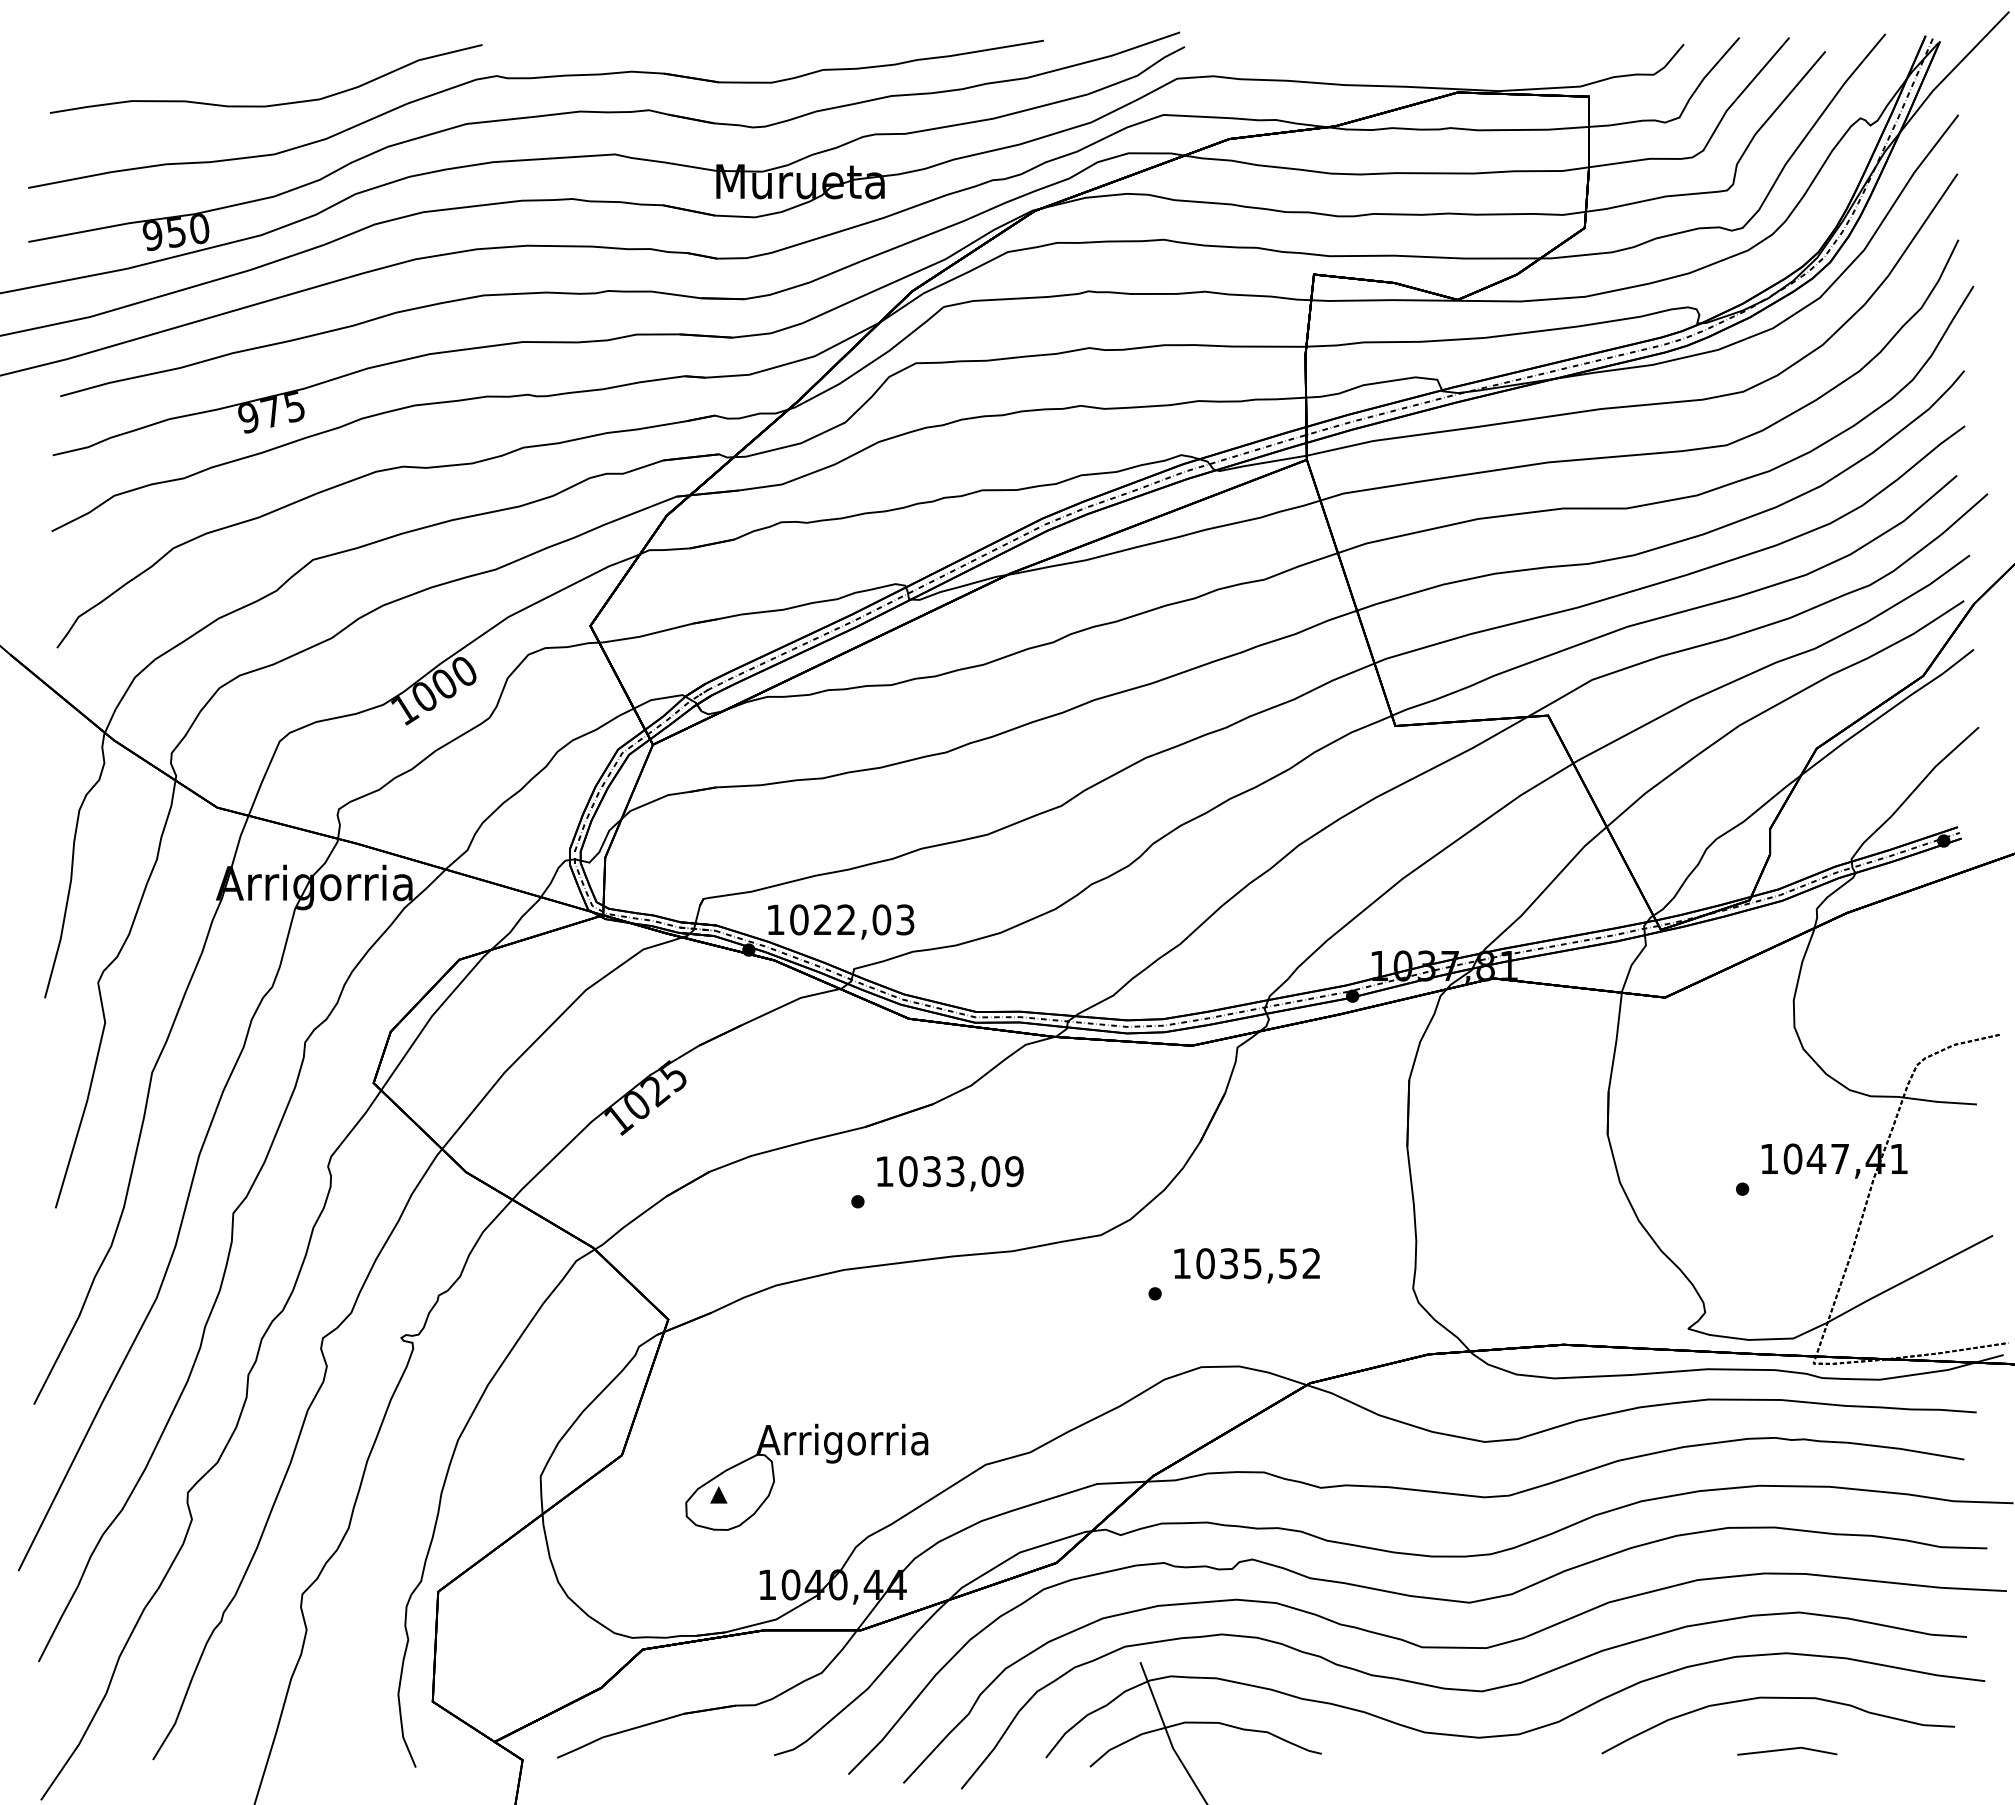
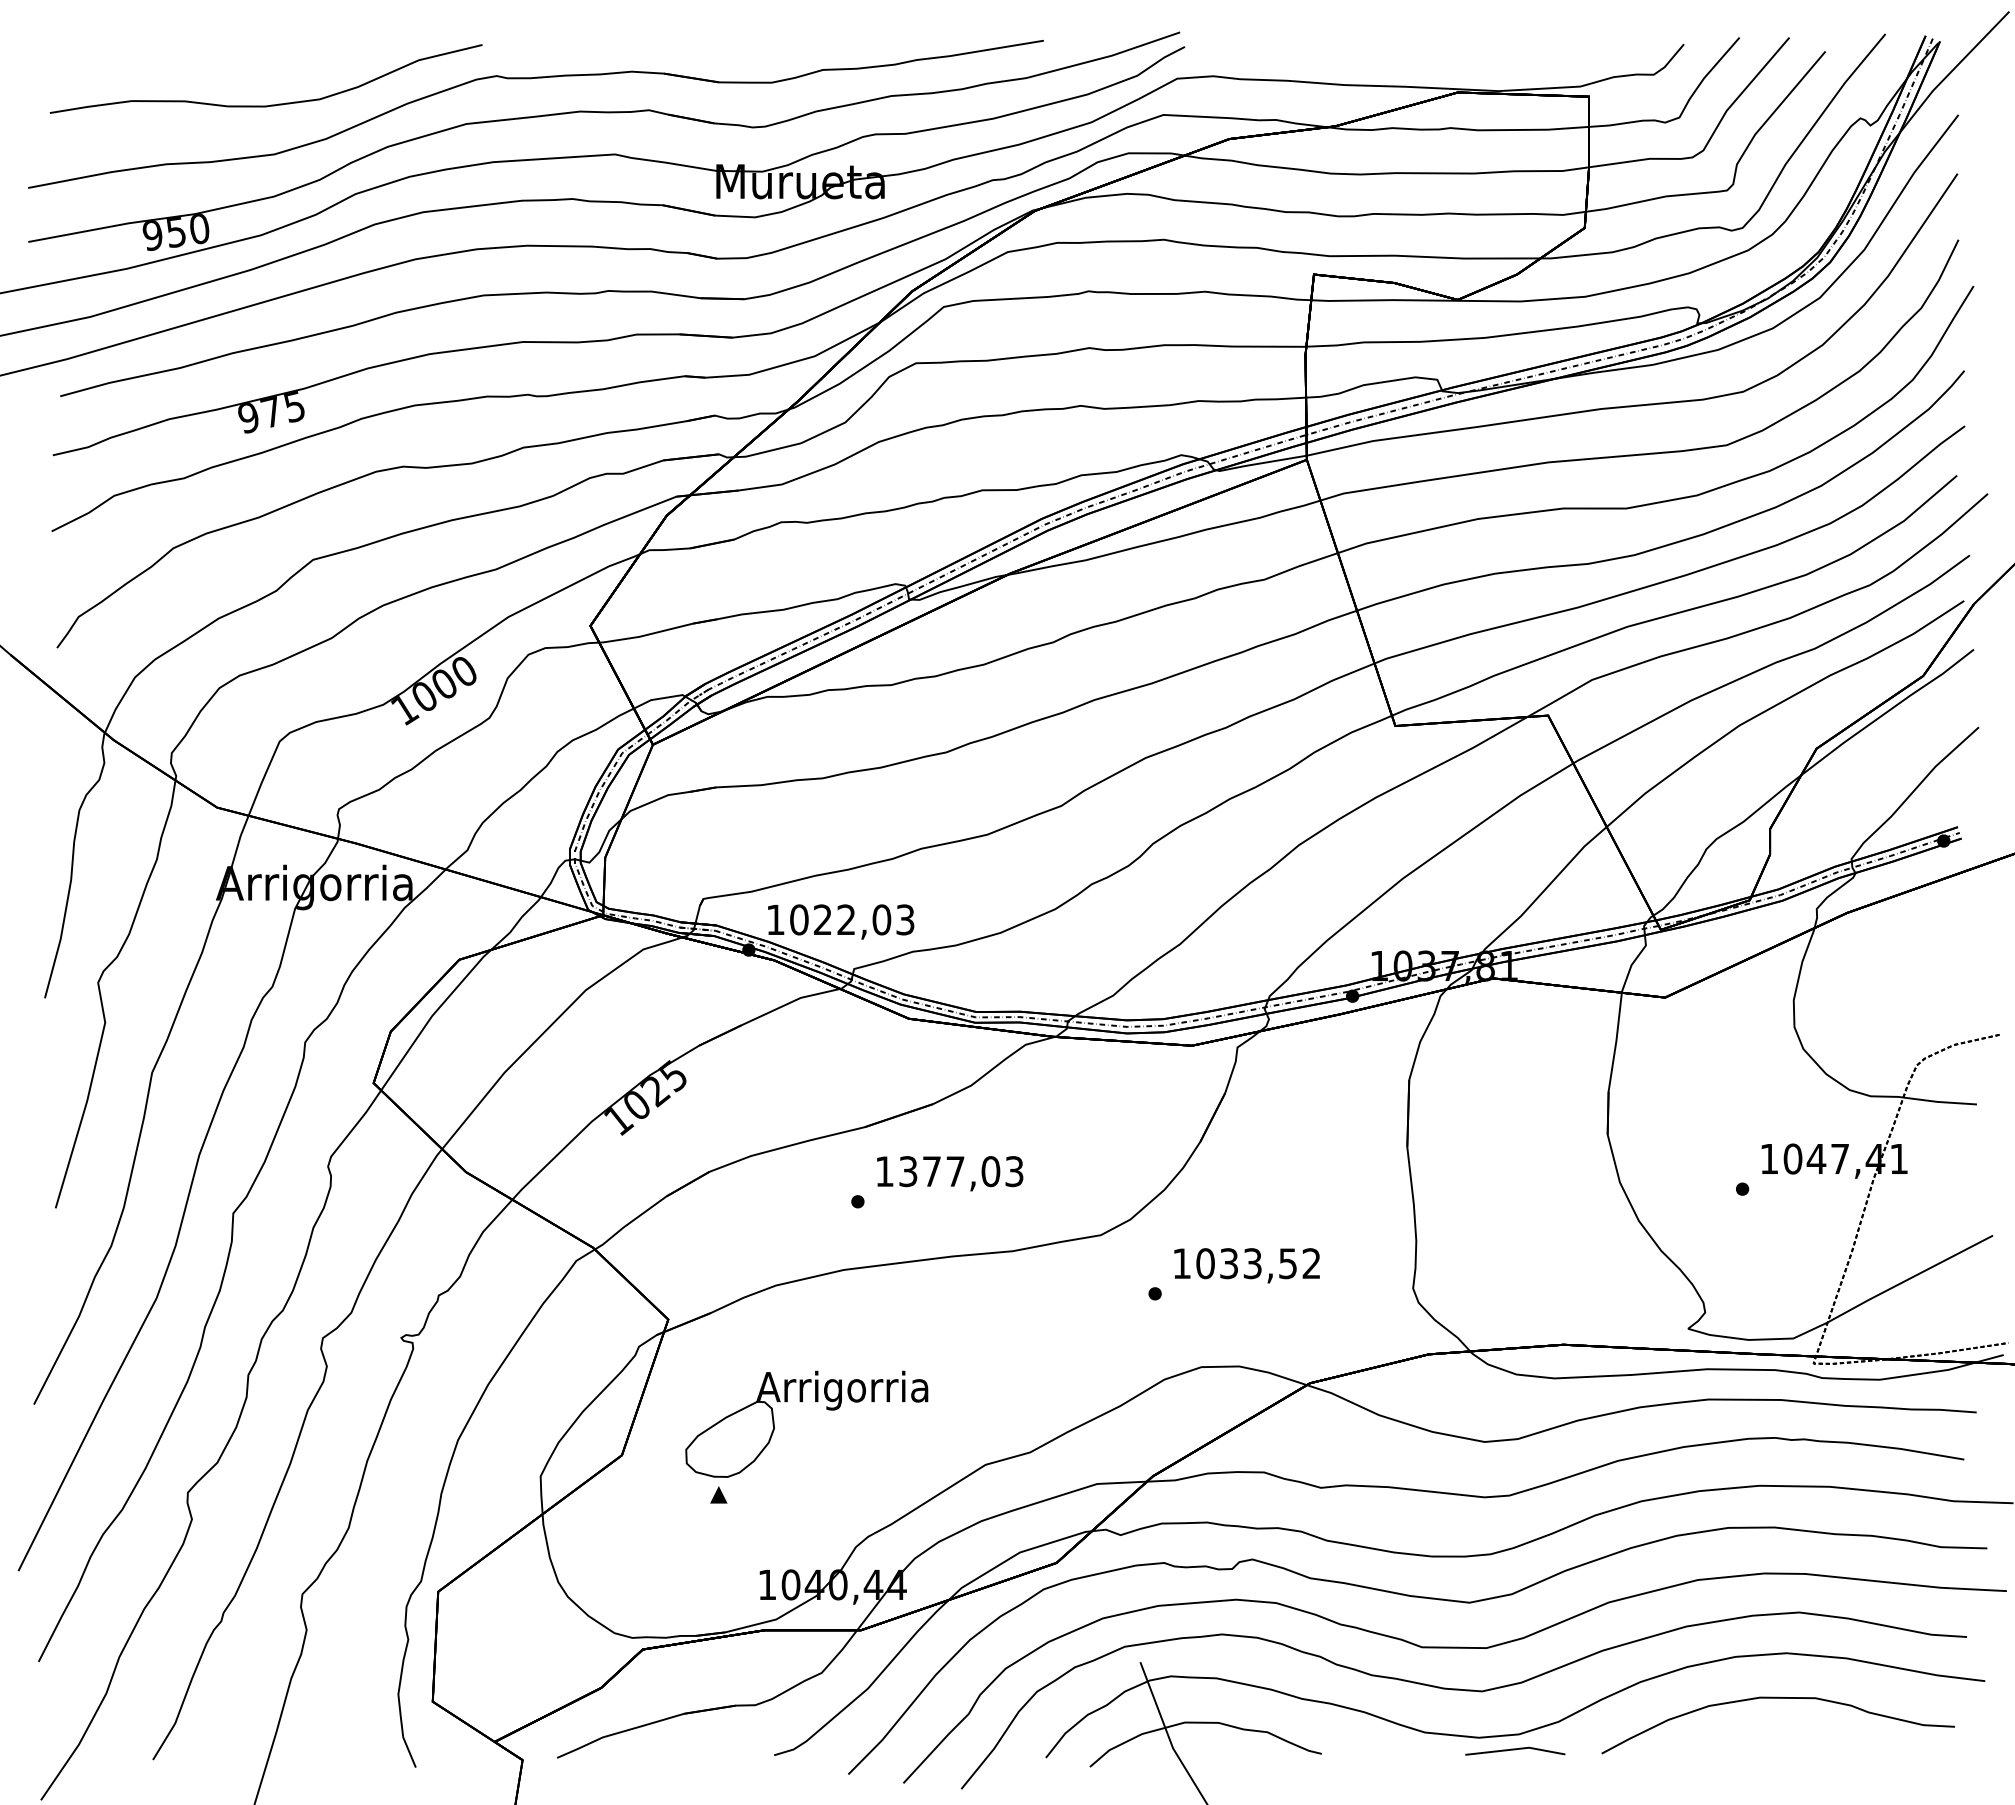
text: 1033,09 -> 1377,03 (961, 1171)
text: 1035,52 -> 1033,52 (1252, 1263)
part position: (802, 1455) -> (802, 1402) (802, 1402)
line position: (1787, 1750) -> (1515, 1750) (1515, 1750)
